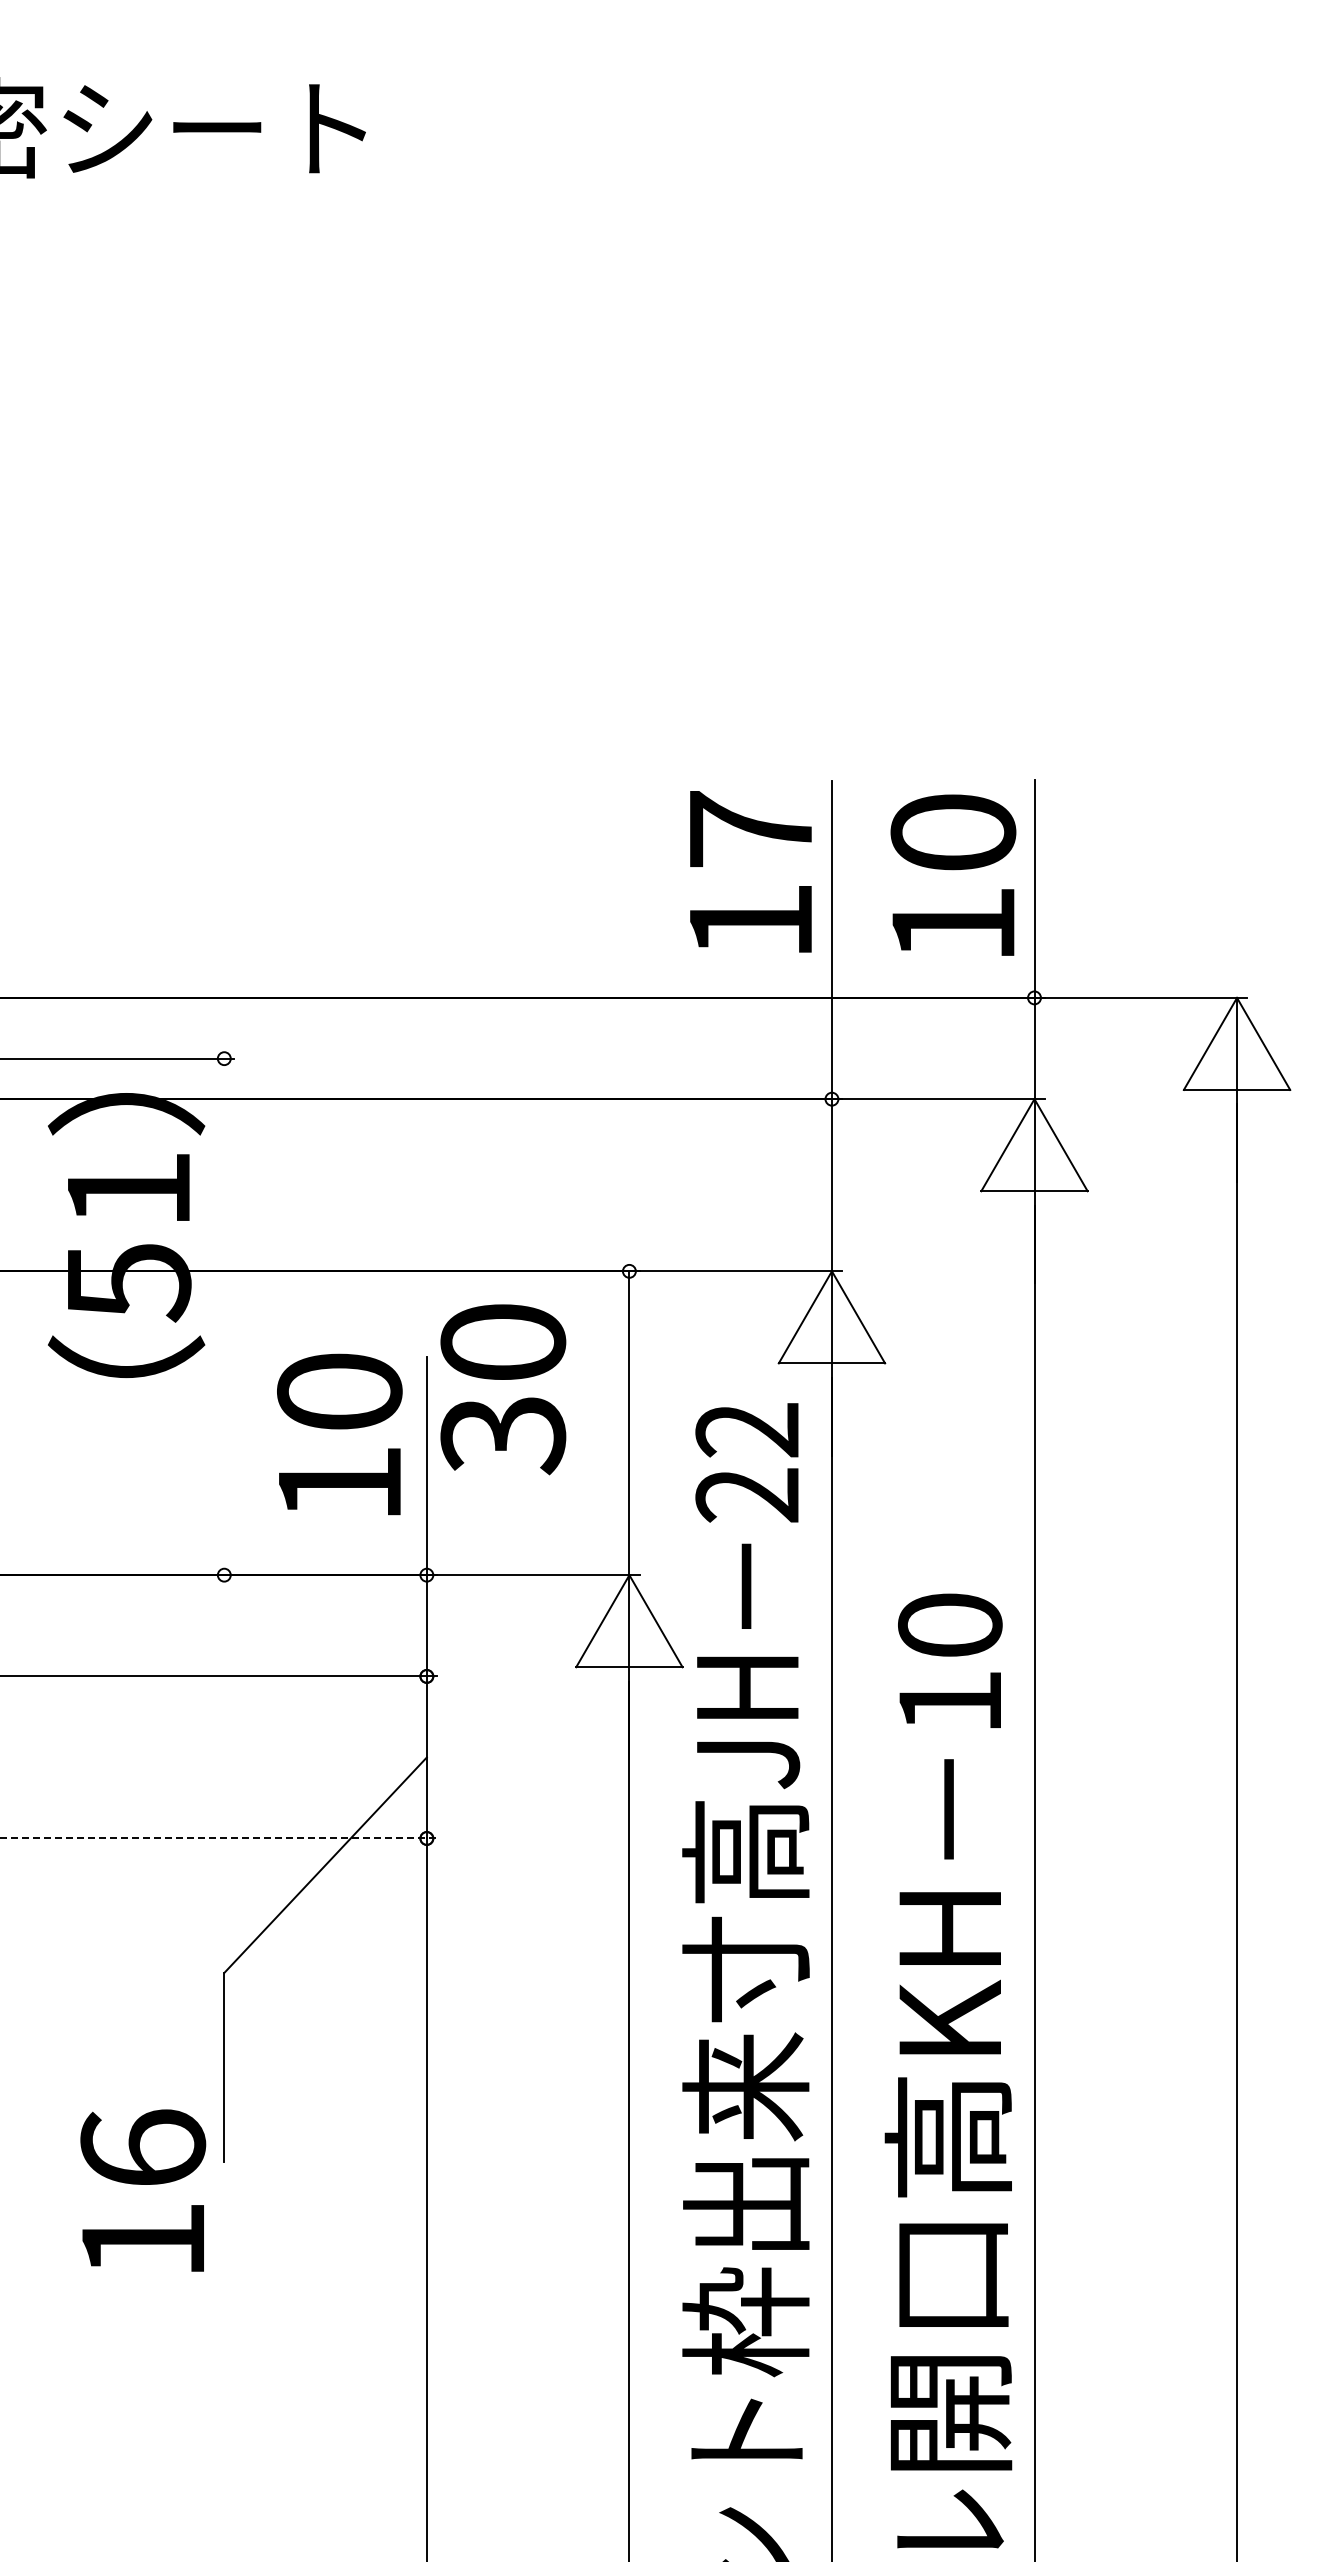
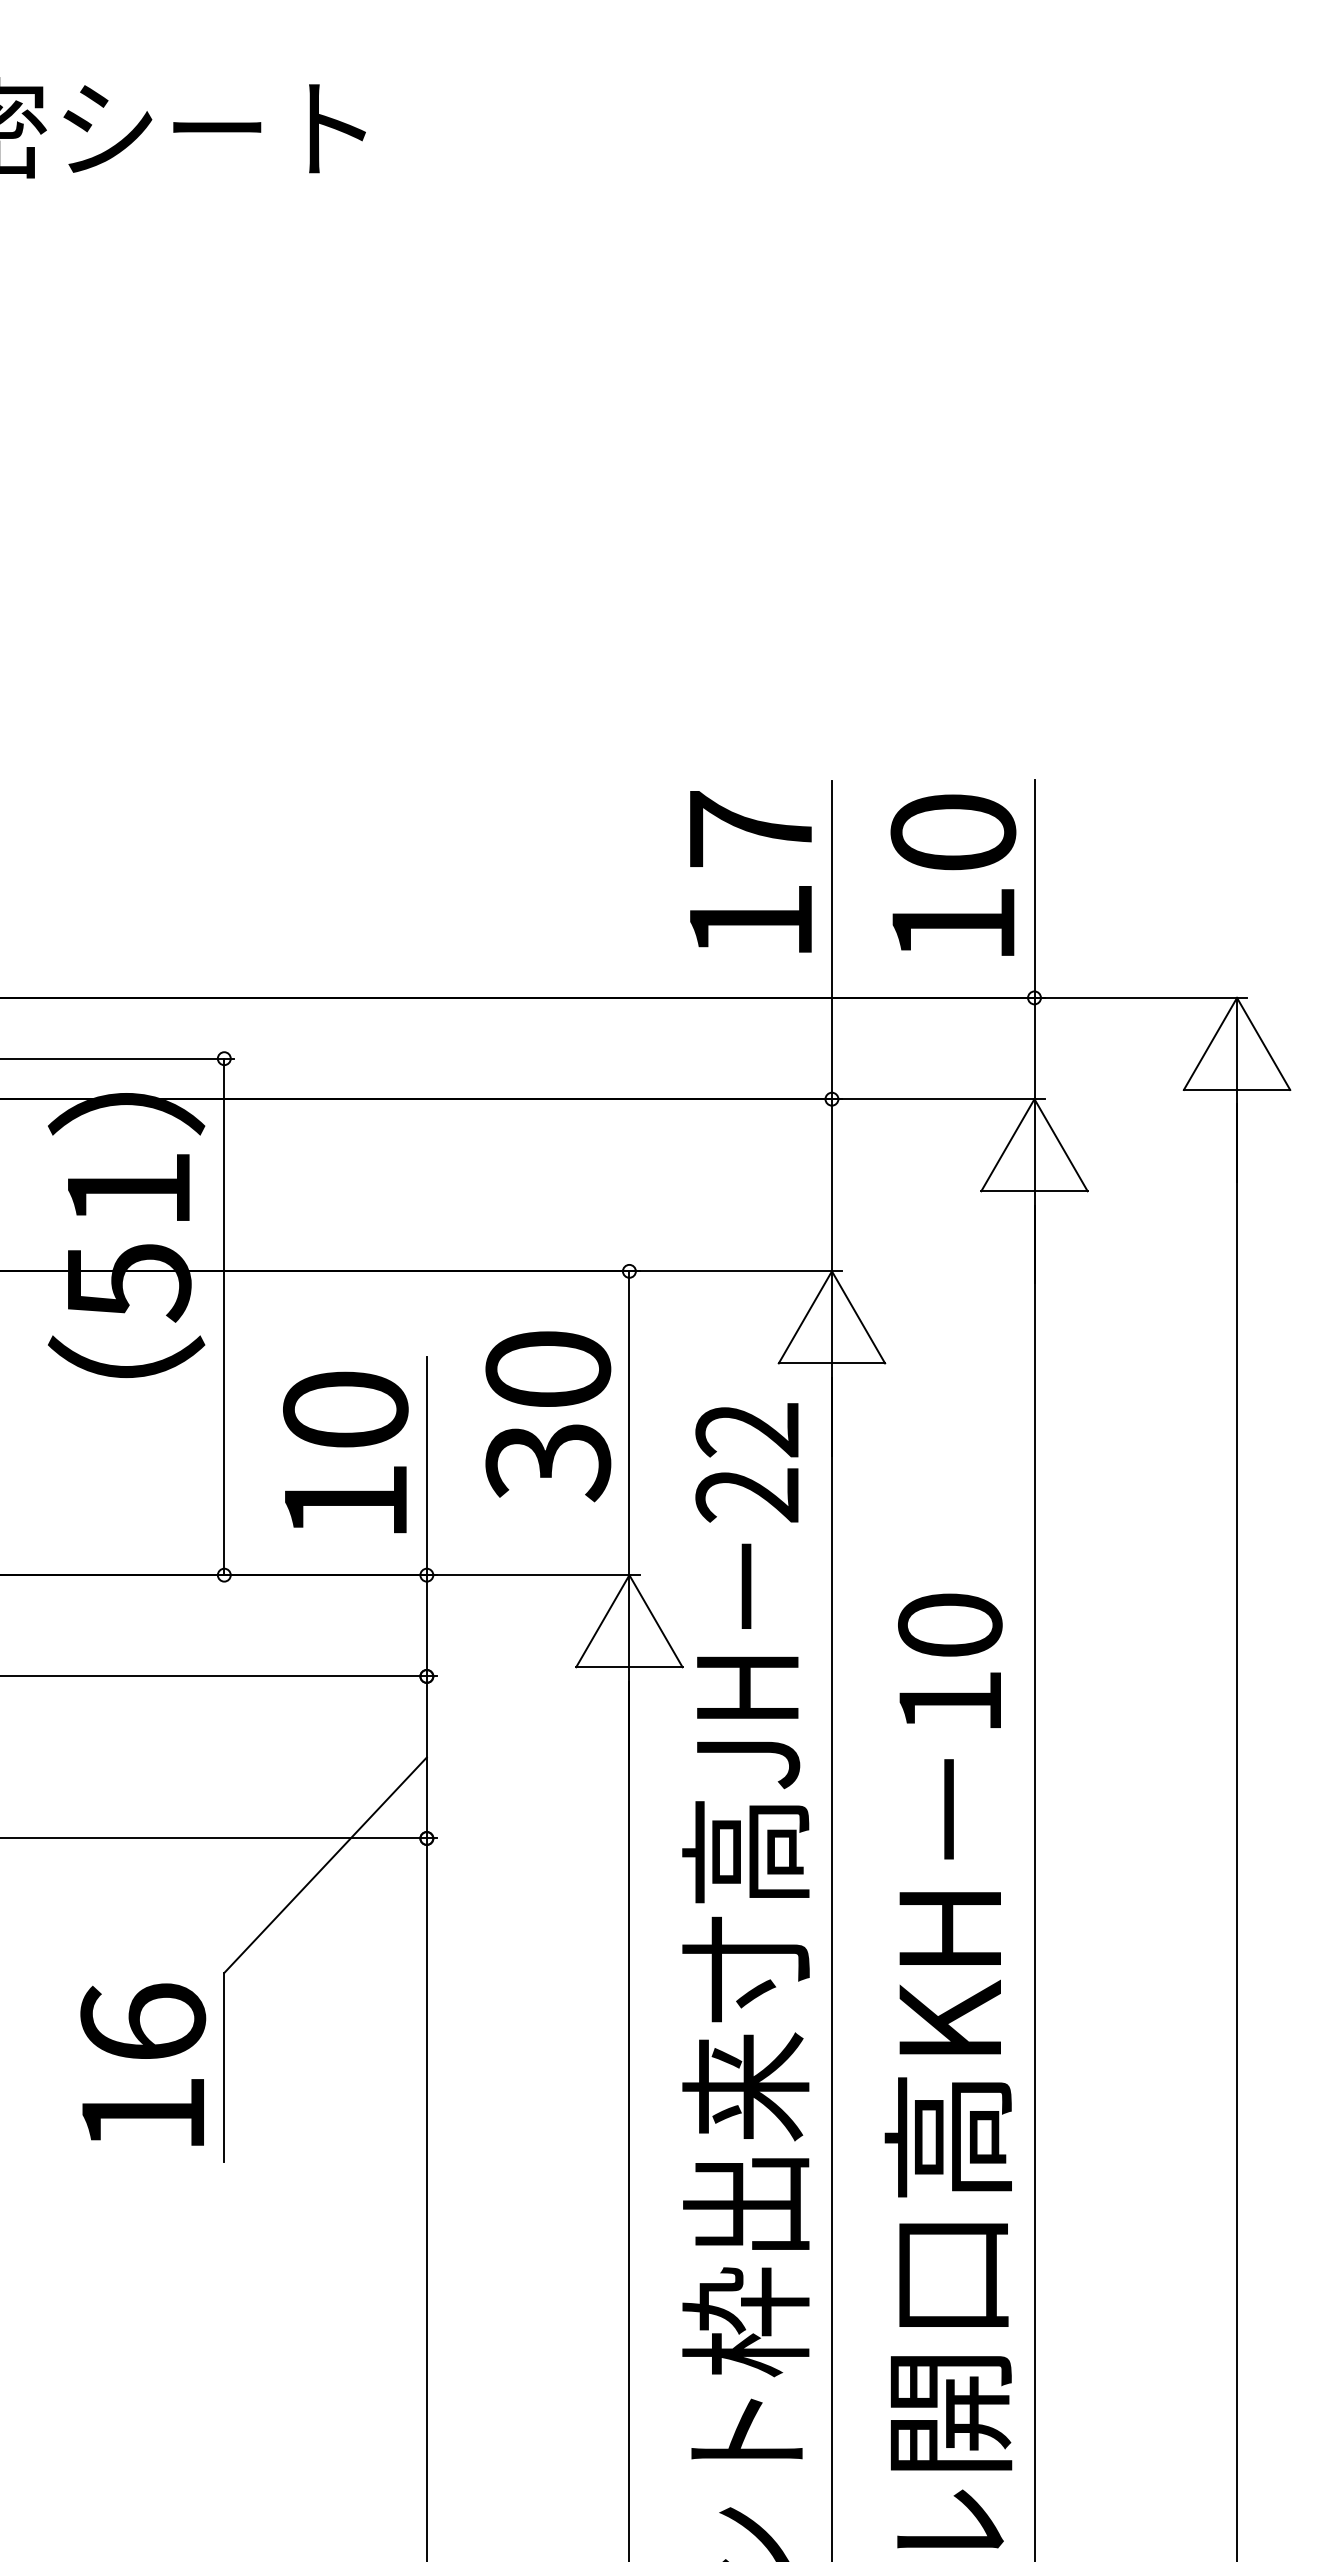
line: none -> present (224, 1316)
text position: (503, 1389) -> (548, 1416) (548, 1416)
text position: (339, 1434) -> (345, 1452) (345, 1452)
line: dashed -> solid (219, 1838)
text position: (143, 2190) -> (143, 2064) (143, 2064)
